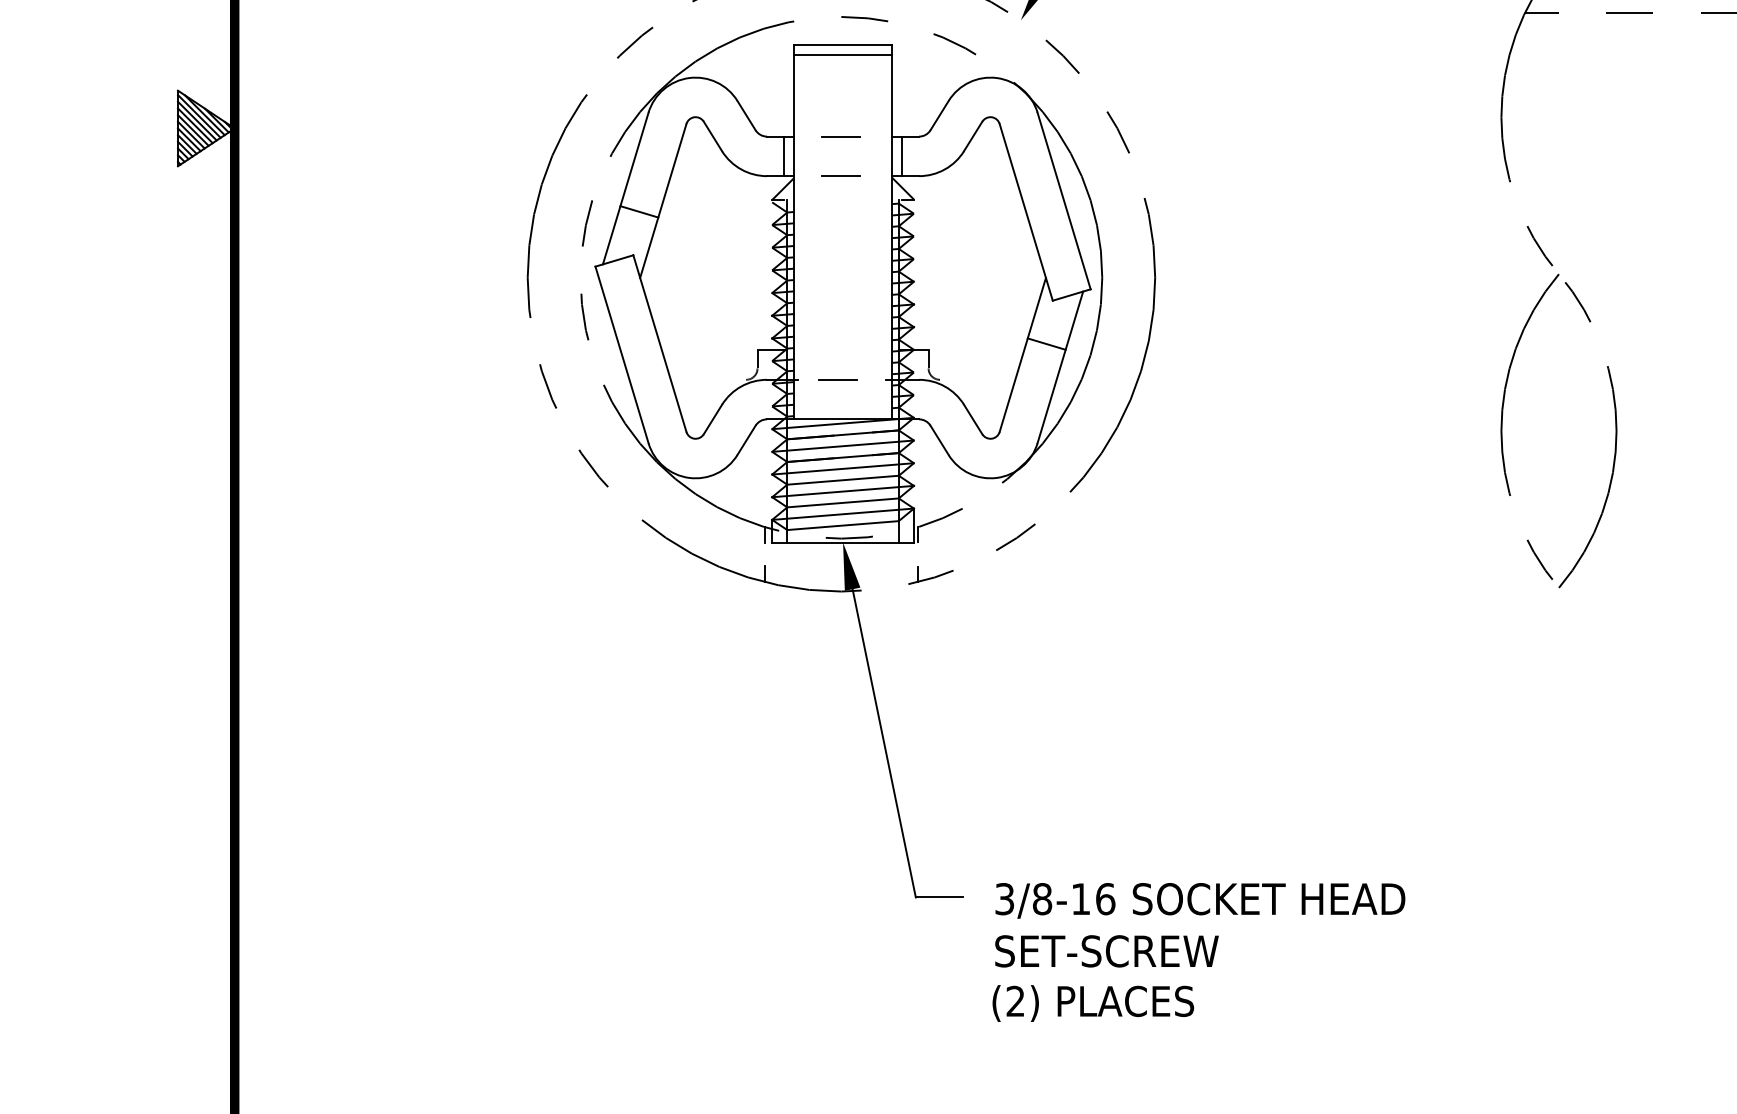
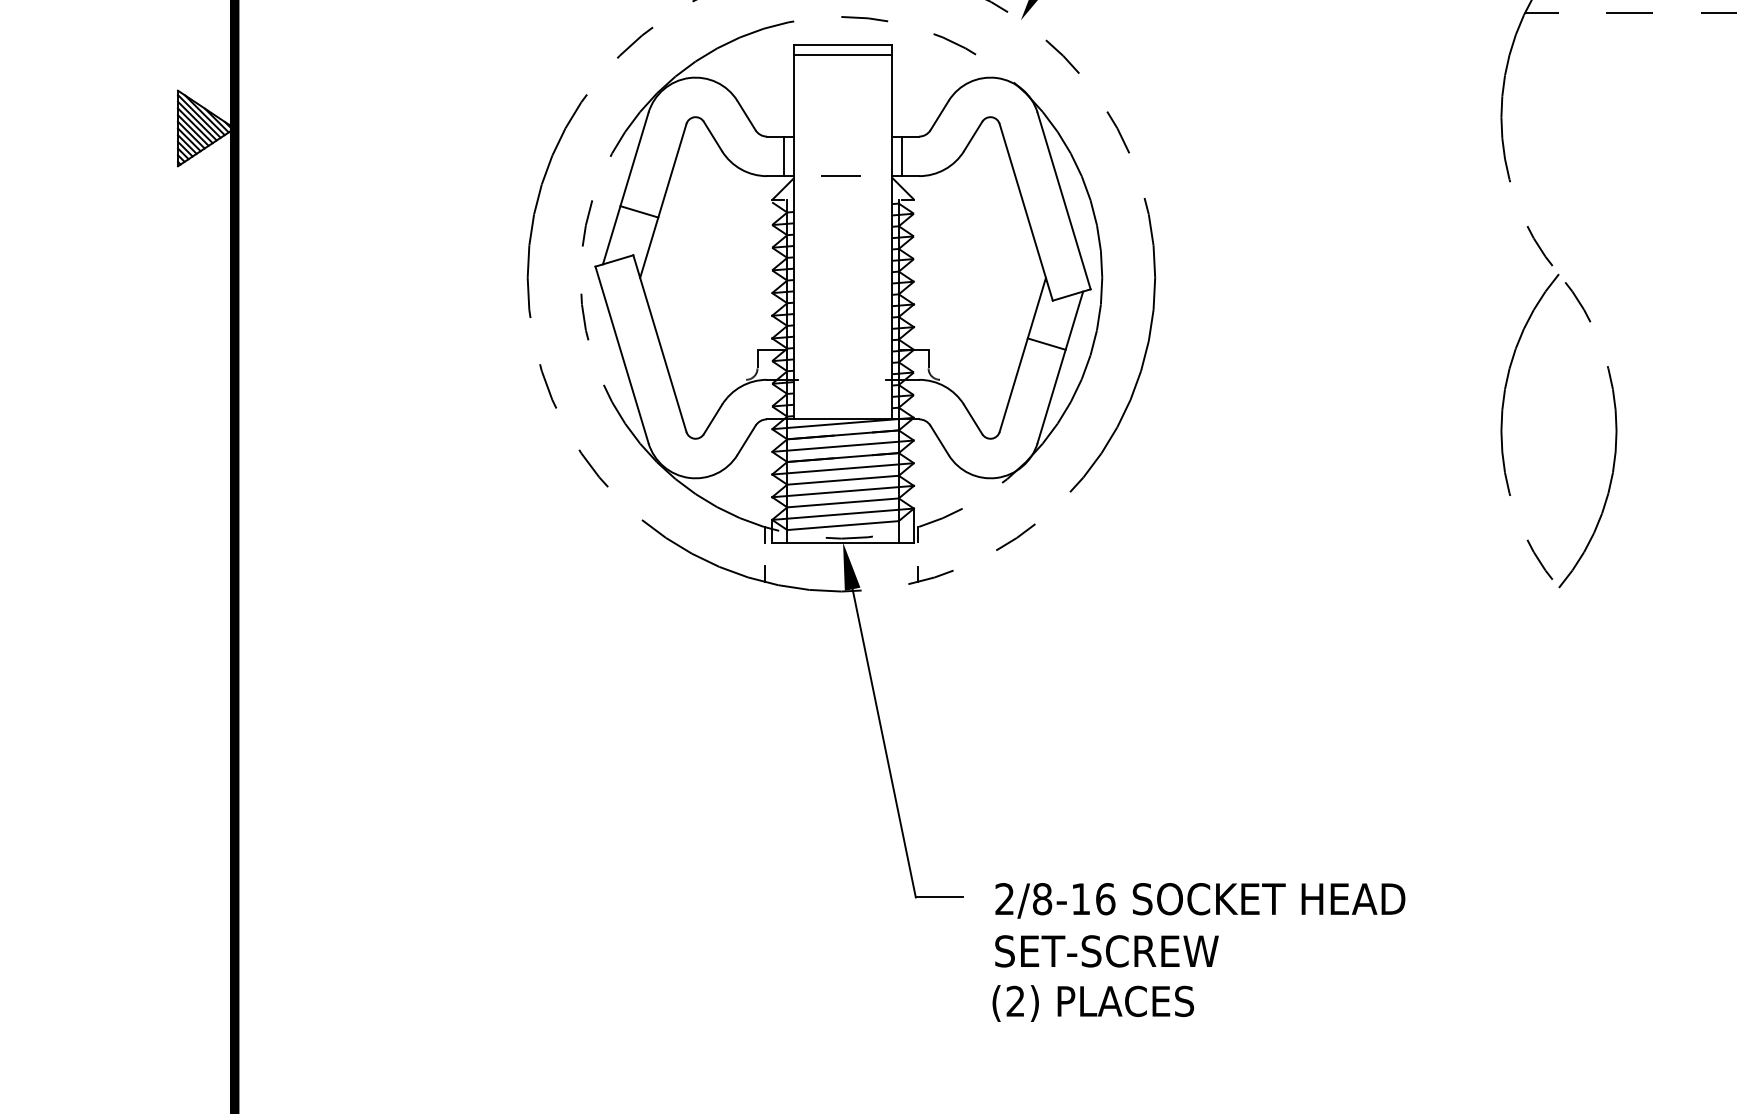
line: present -> none (841, 136)
line: present -> none (837, 379)
text: 3/8-16 -> 2/8-16 (1004, 899)
